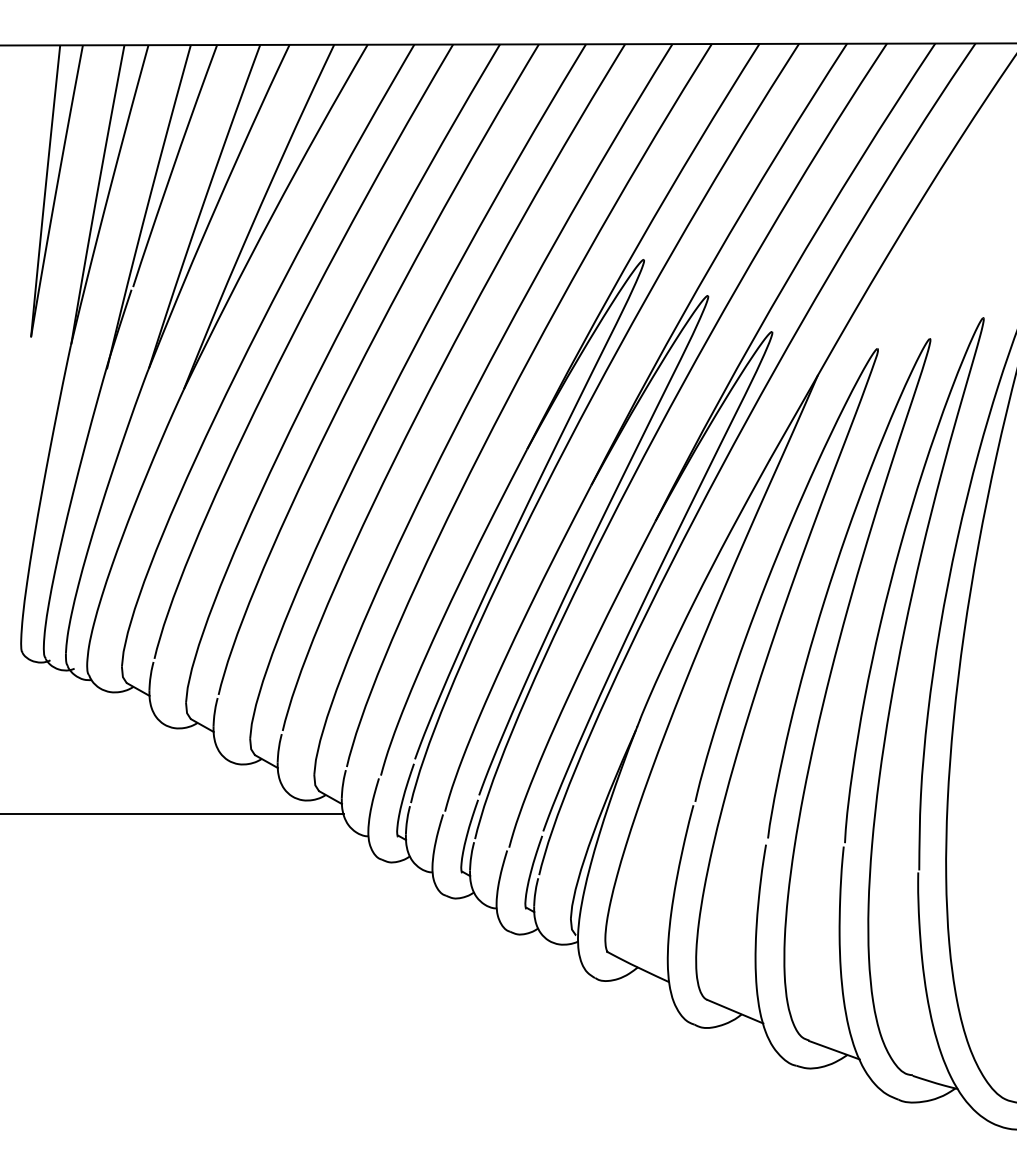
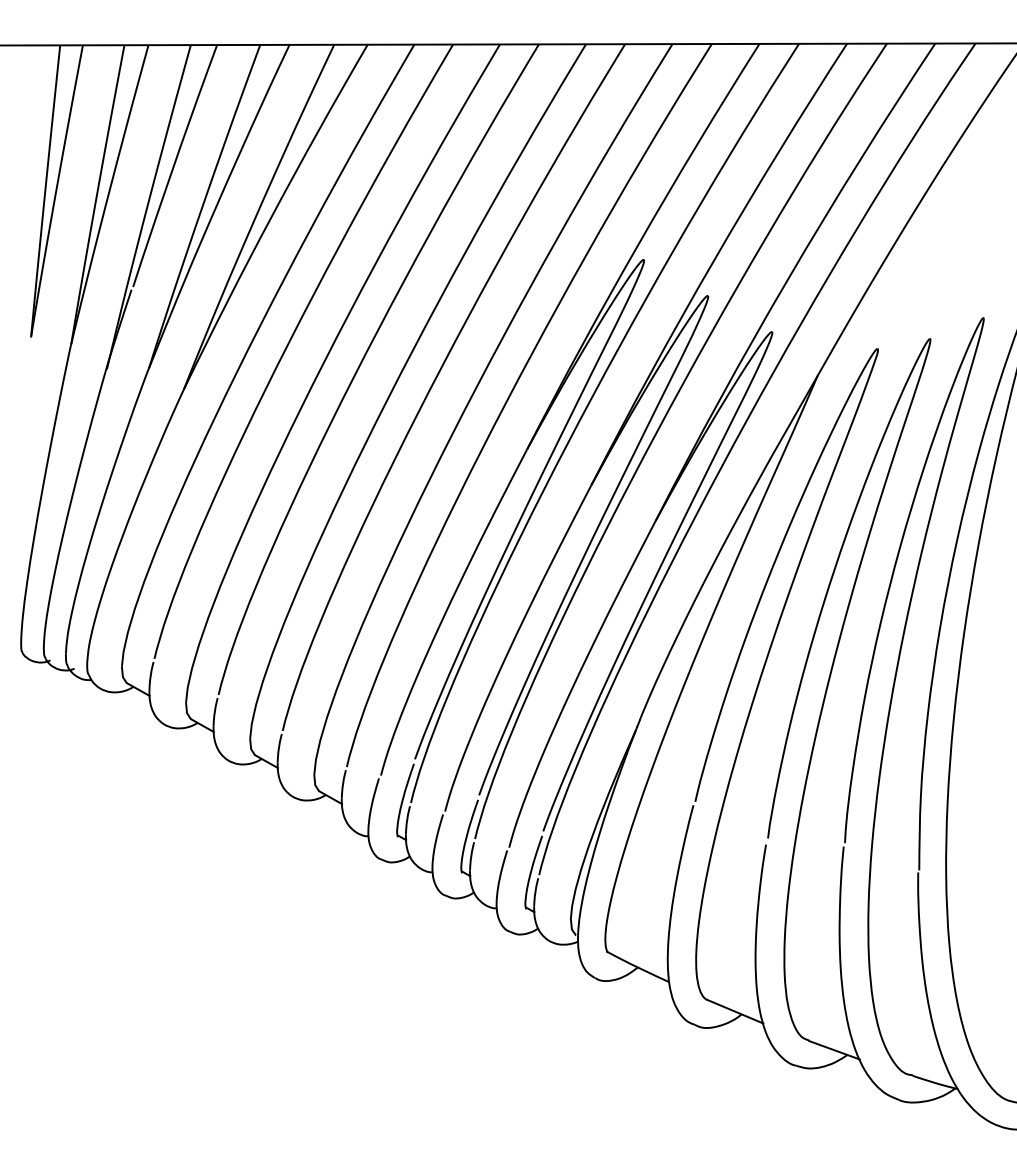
line: present -> none (172, 814)
